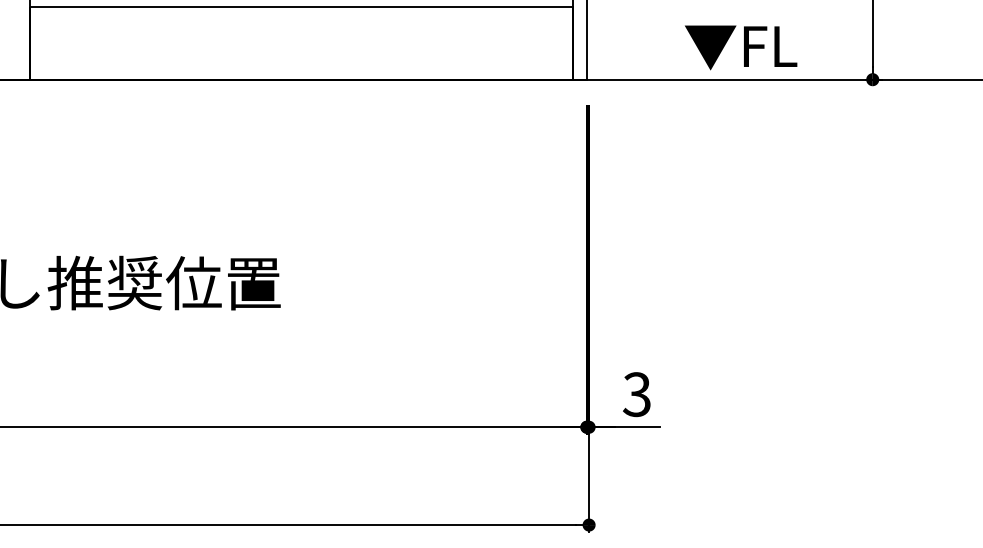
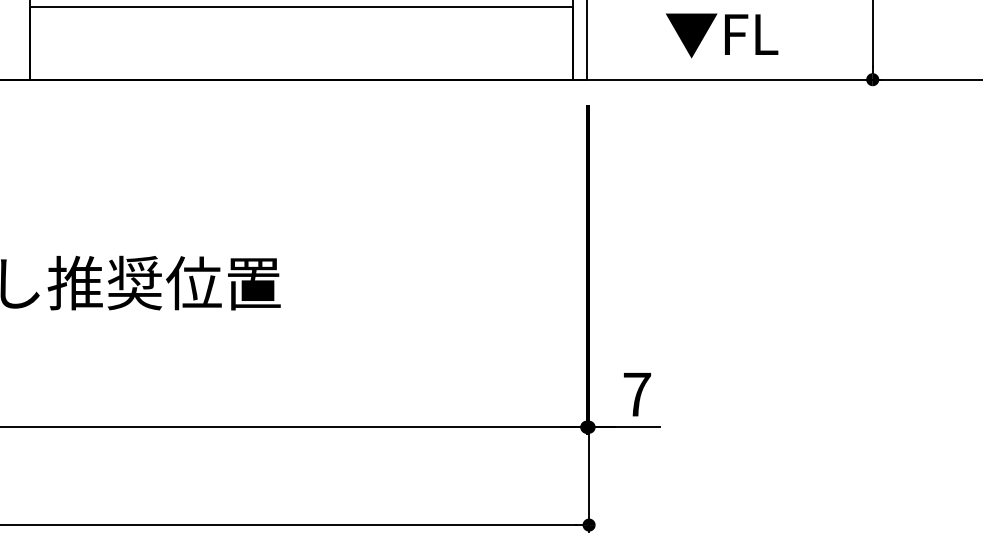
text position: (741, 47) -> (722, 35) (722, 35)
text: 3 -> 7 (637, 394)
